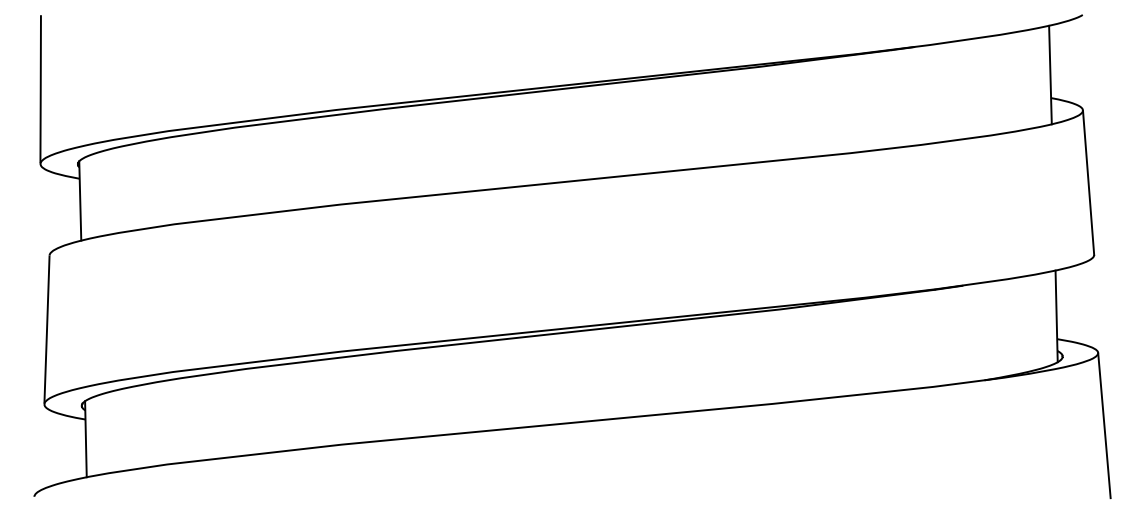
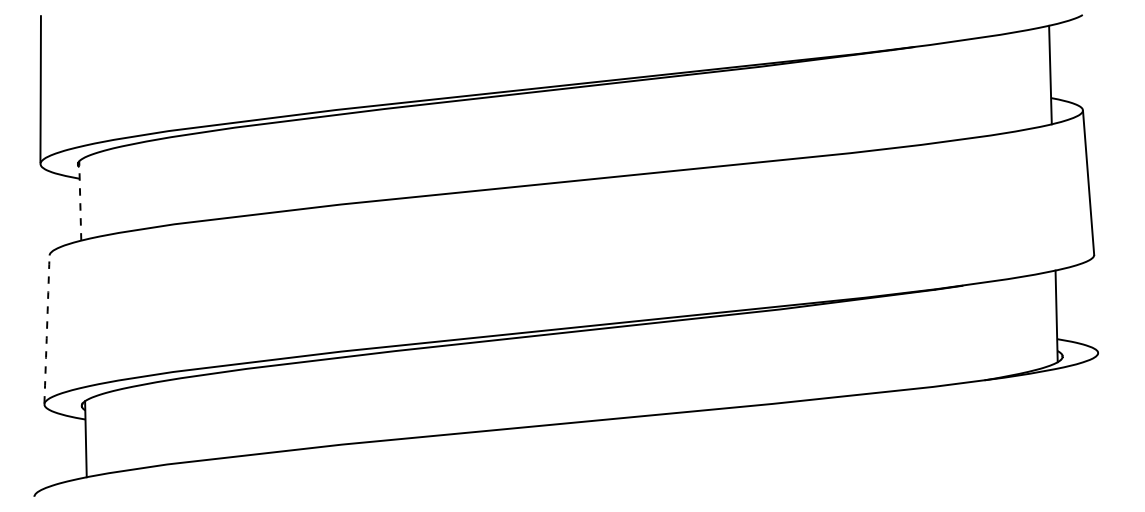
line: solid -> dashed (80, 200)
arc: solid -> dashed (47, 329)
line: present -> none (1104, 425)
